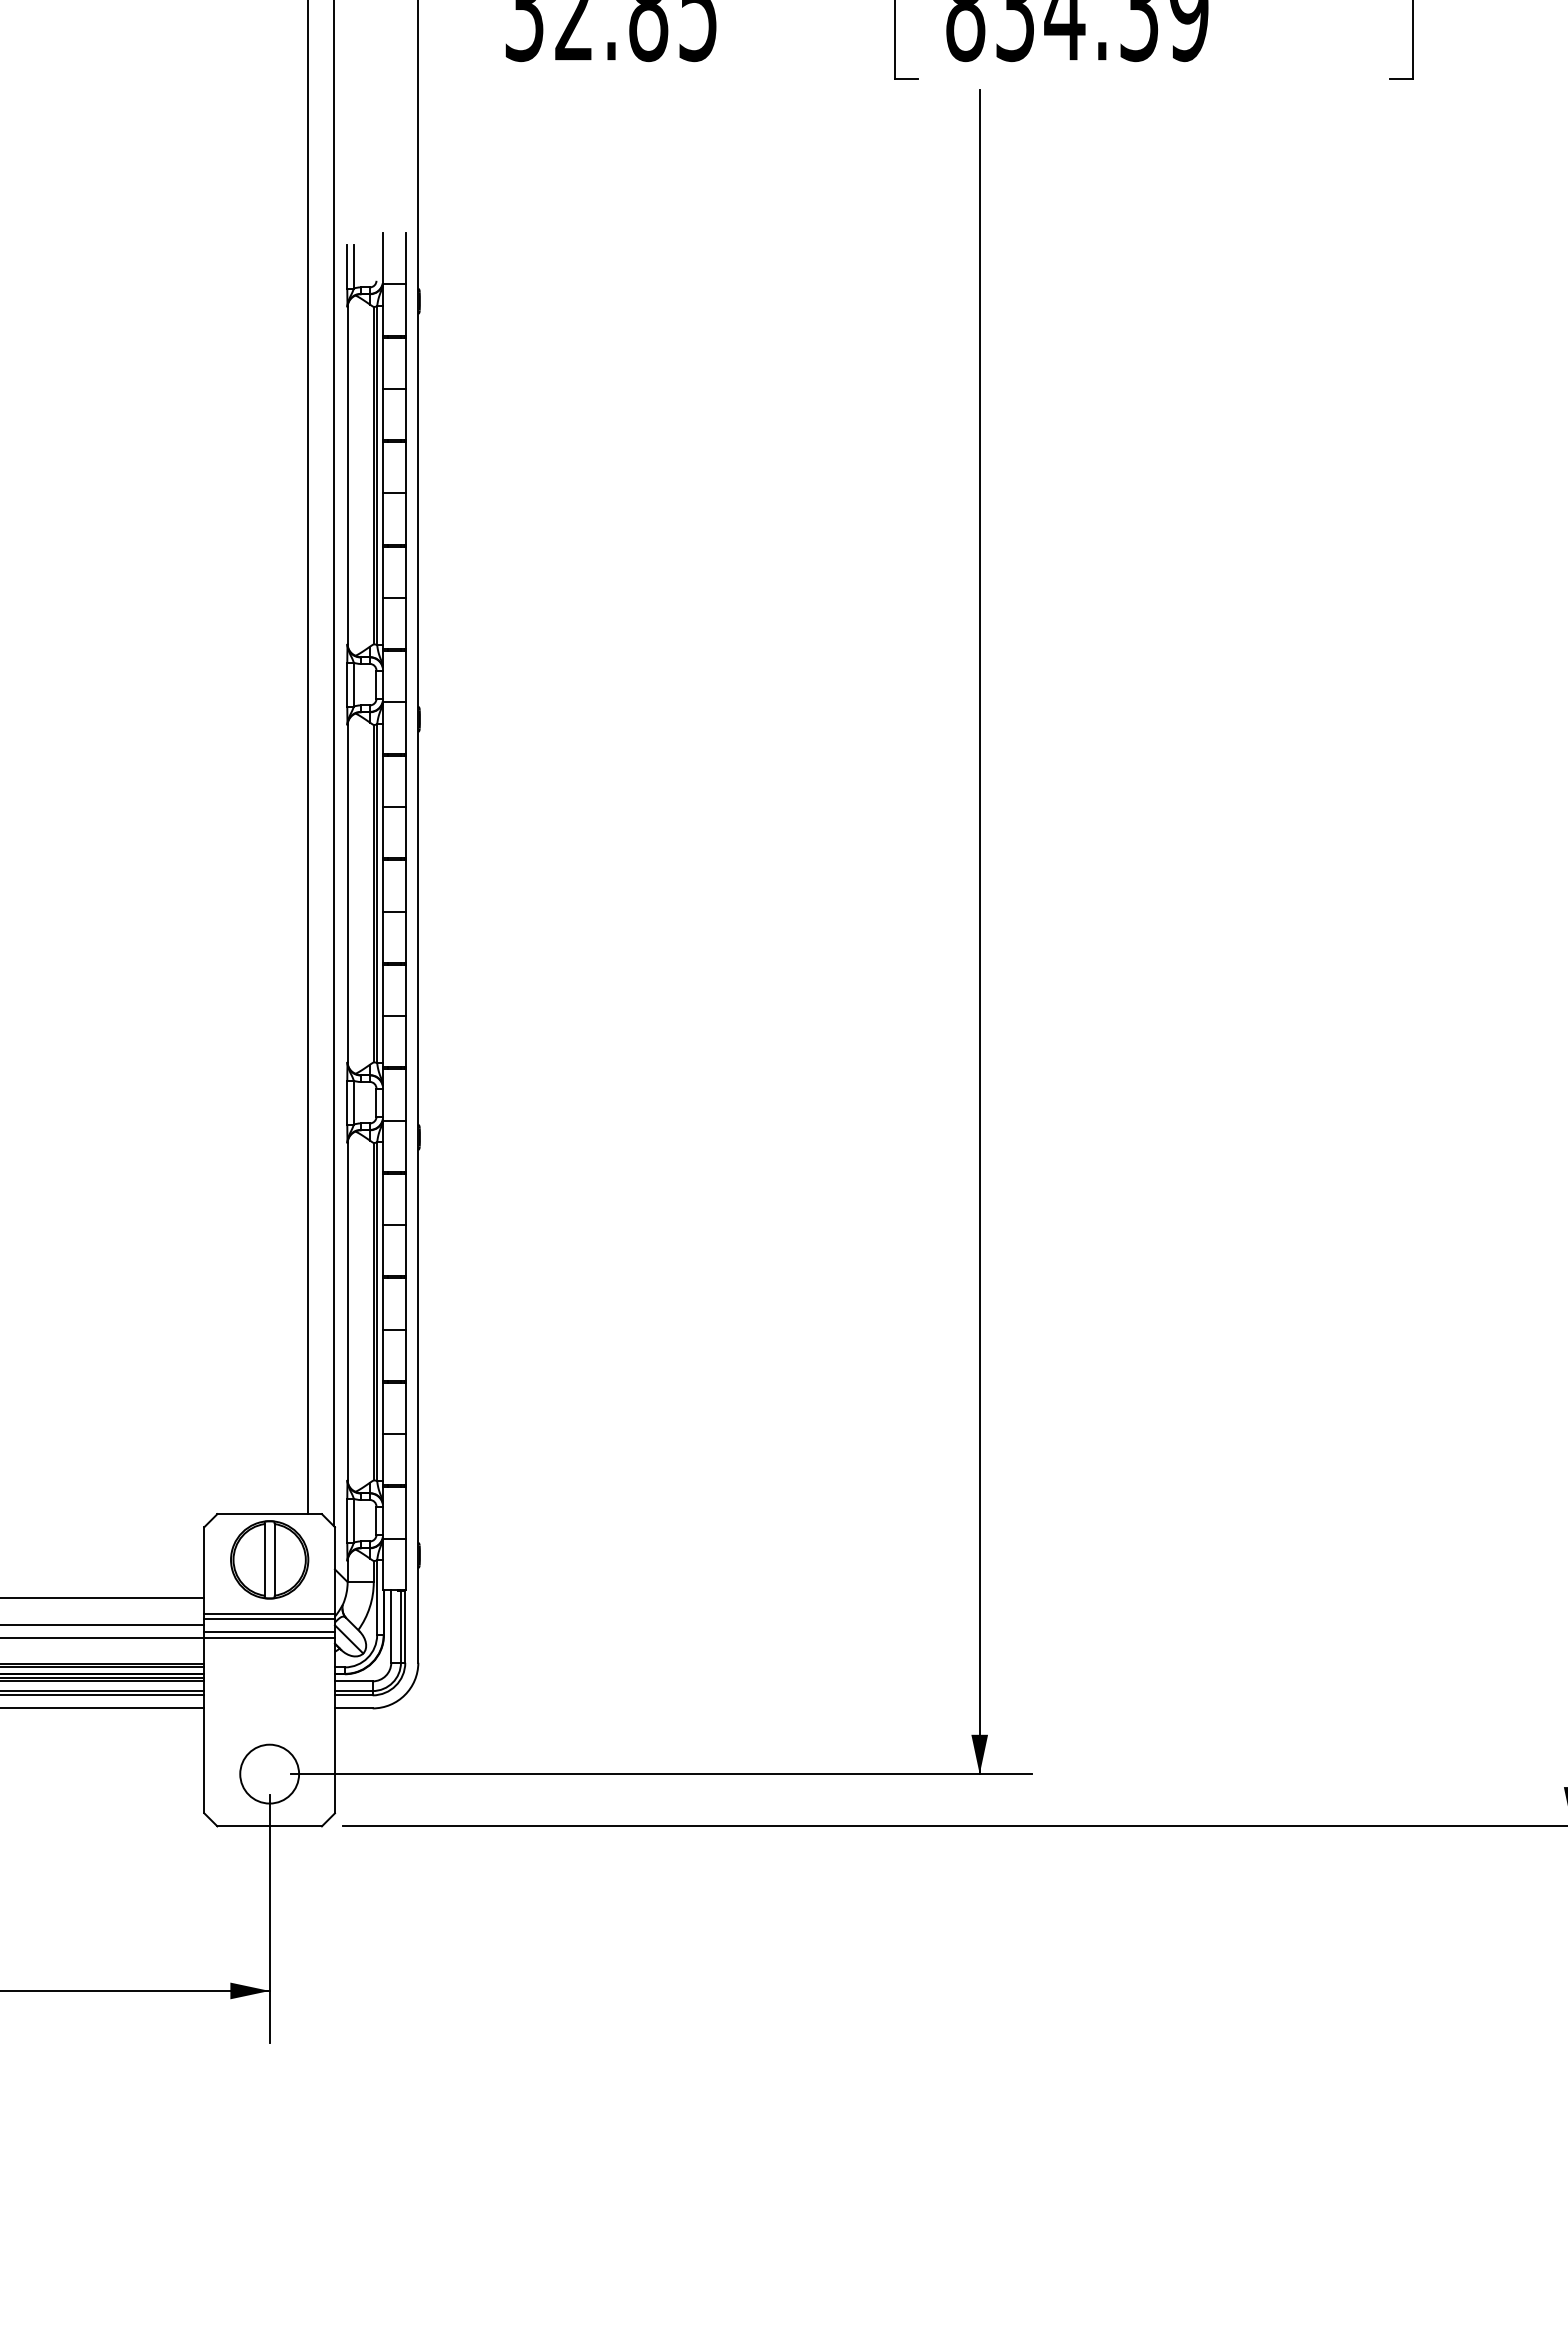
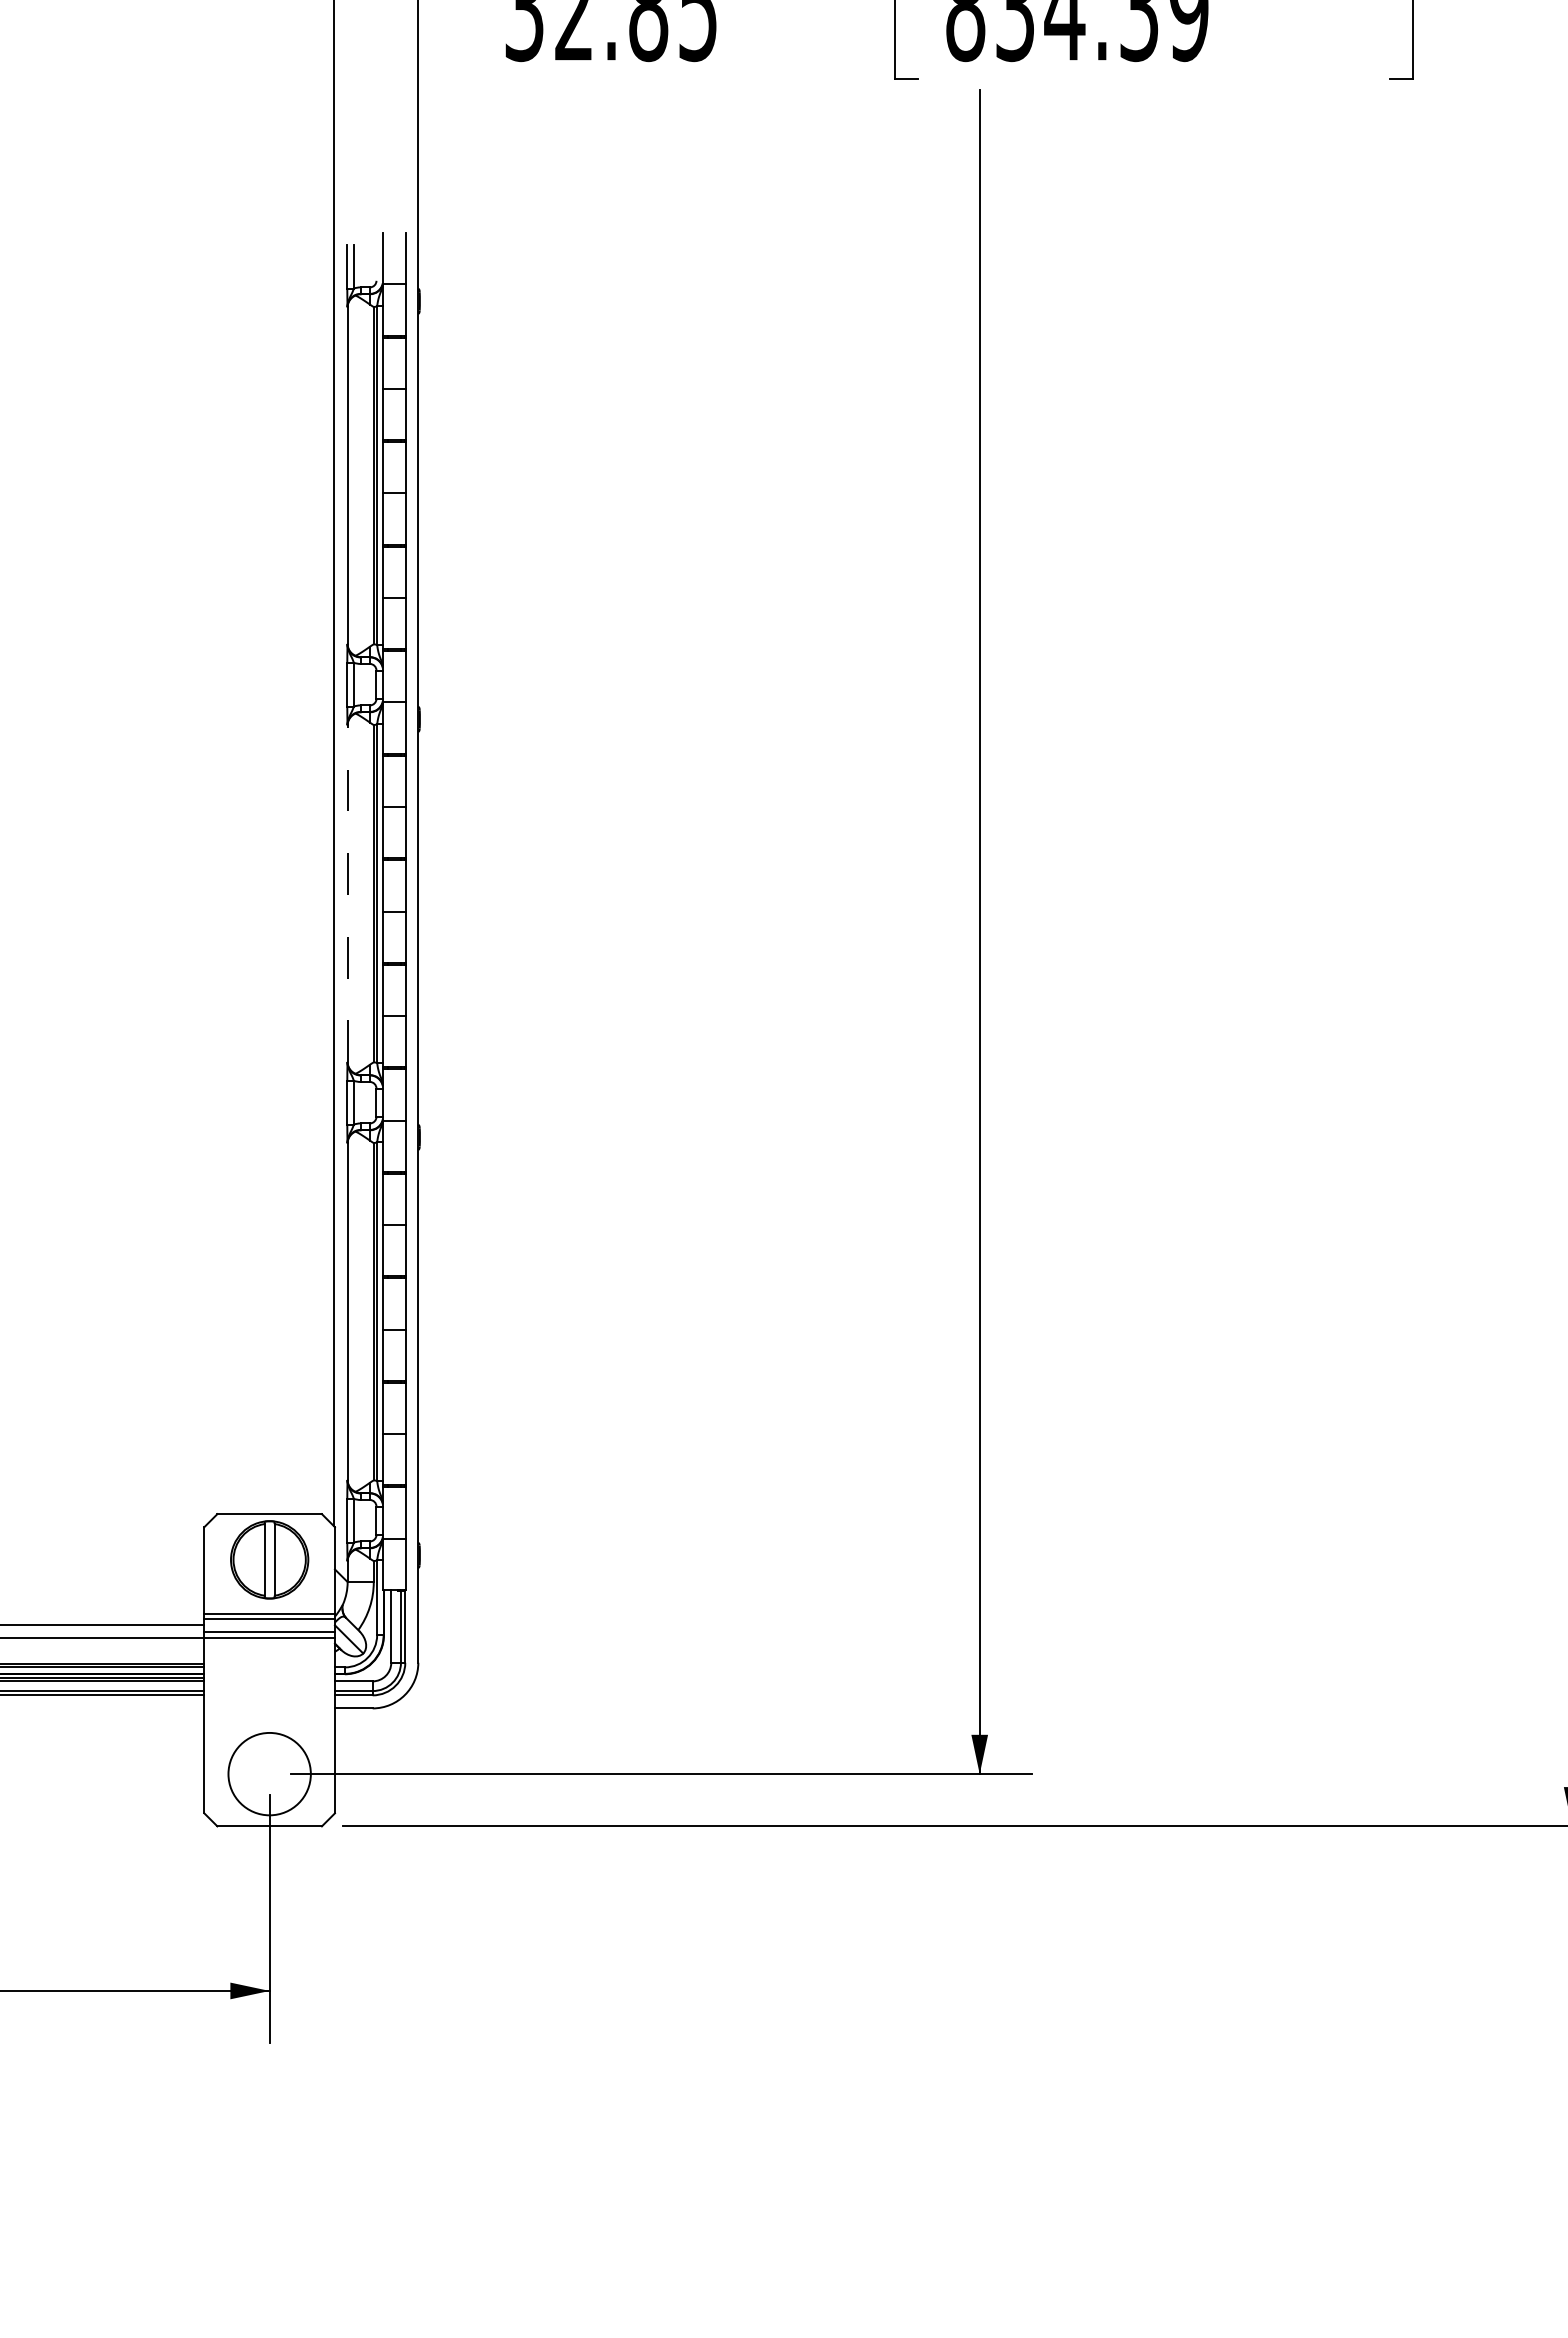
line: present -> none (308, 758)
line: solid -> dashed (347, 893)
line: present -> none (103, 1598)
line: present -> none (103, 1708)
circle diameter: 59 px -> 82 px (269, 1773)
